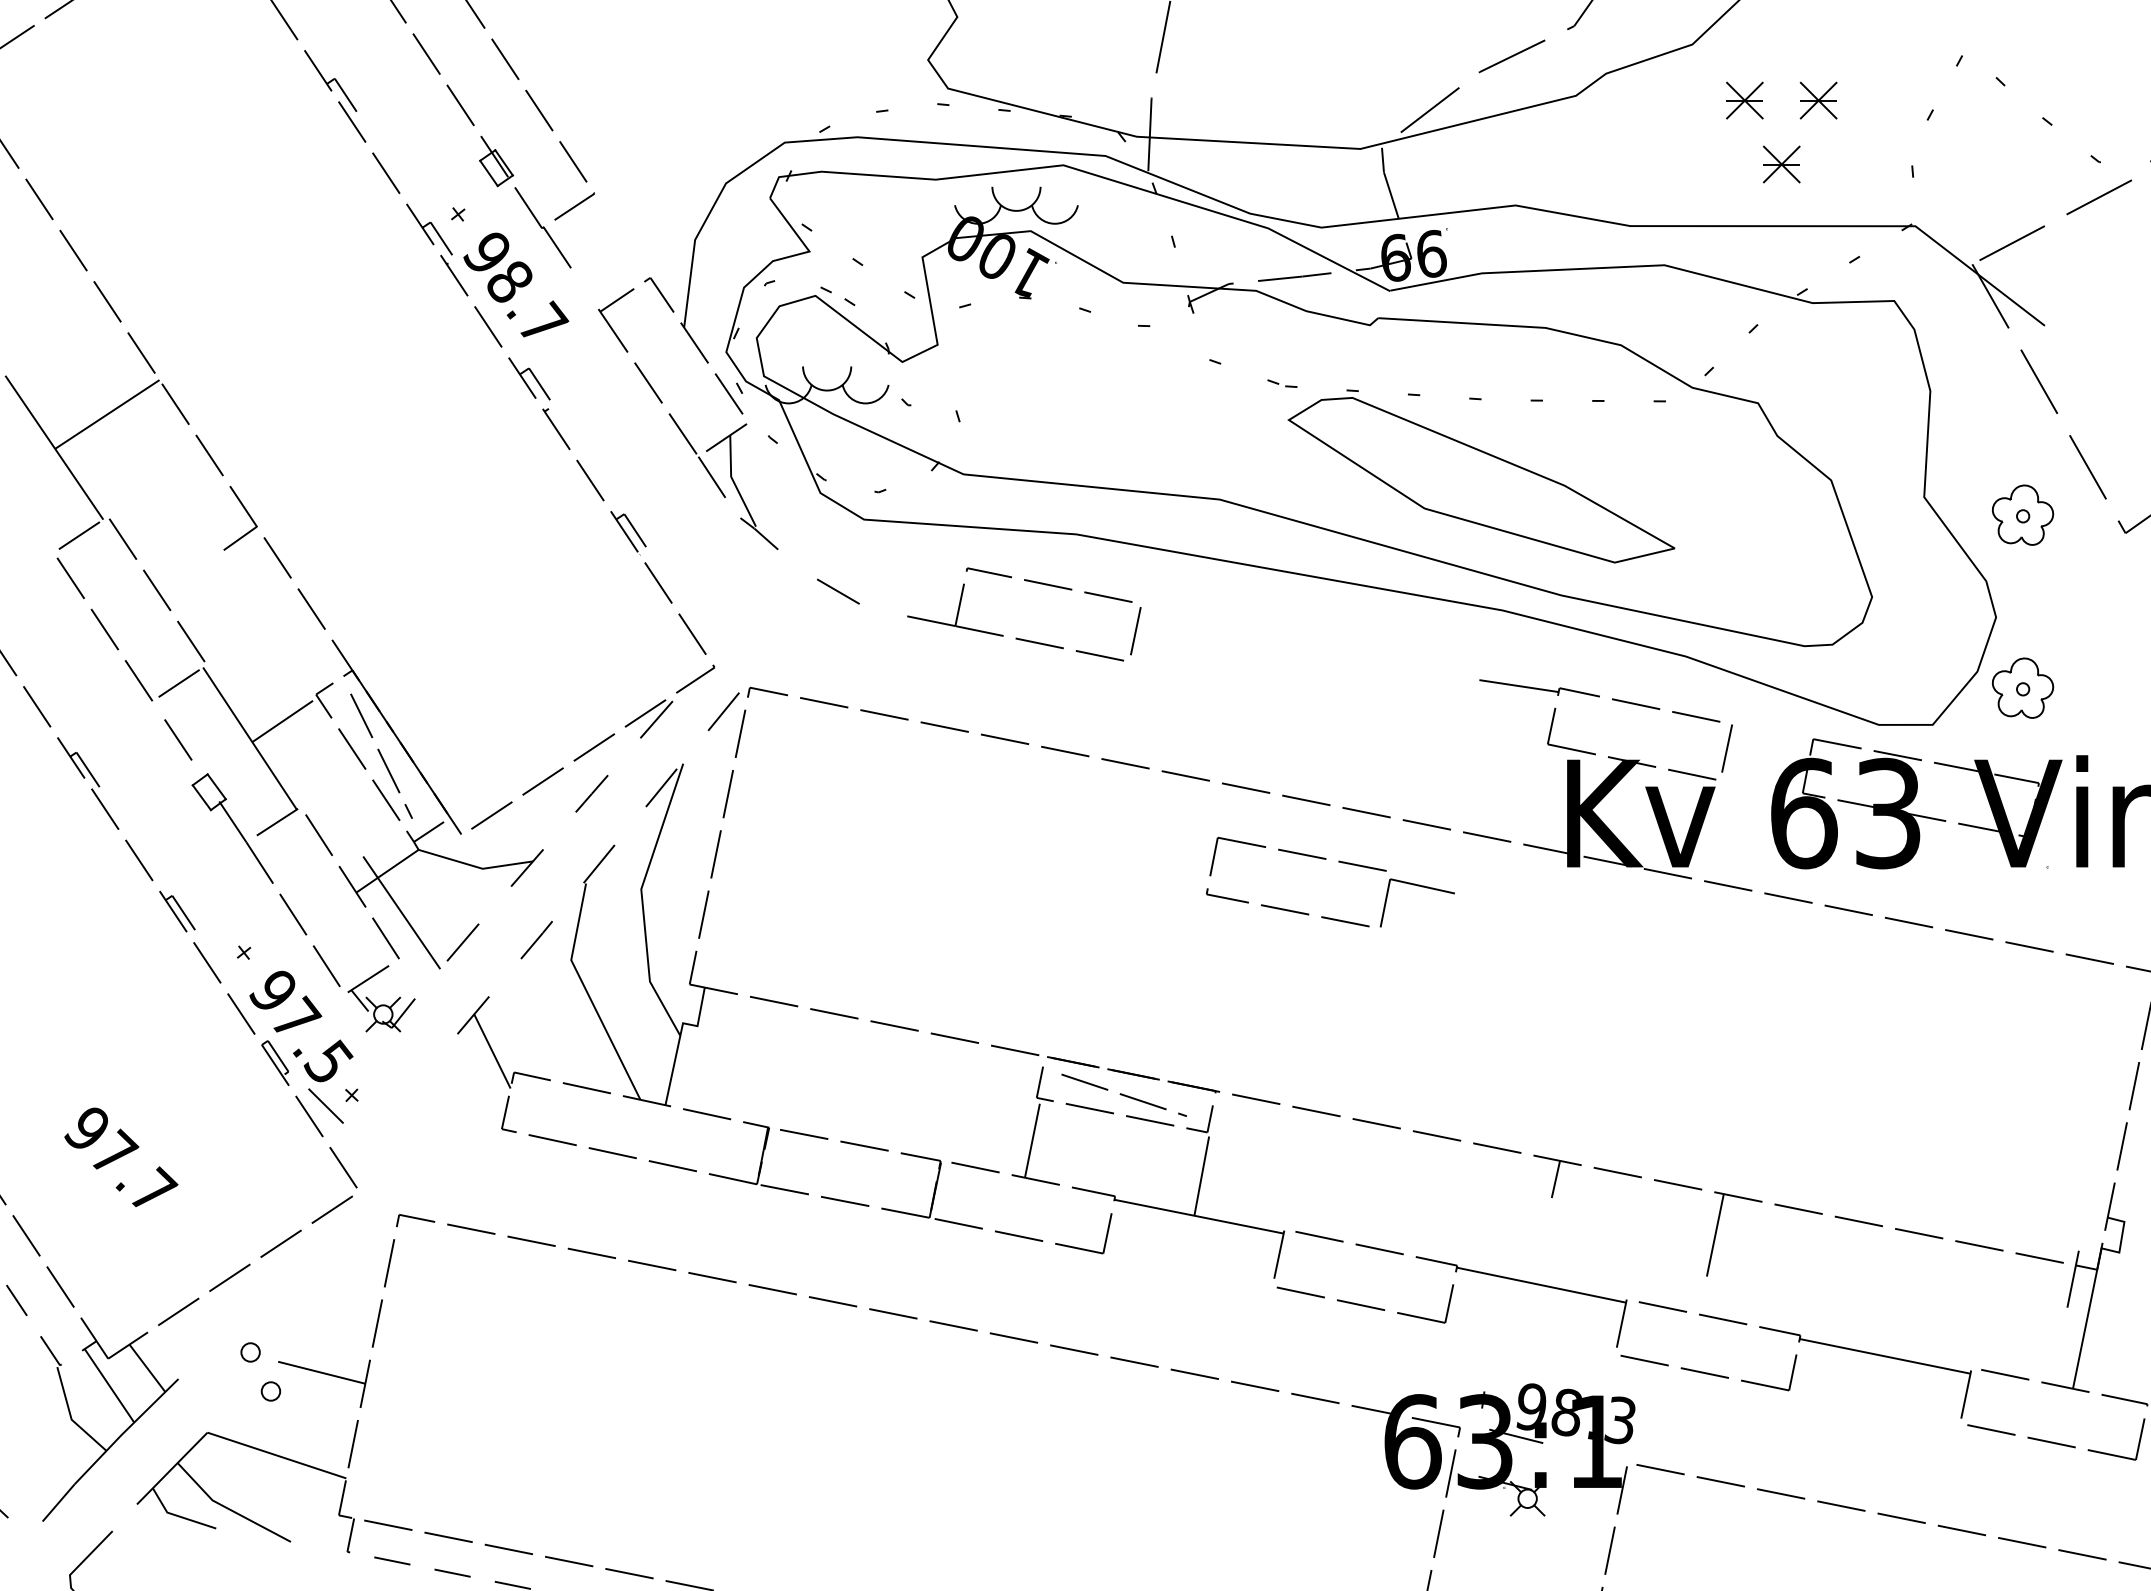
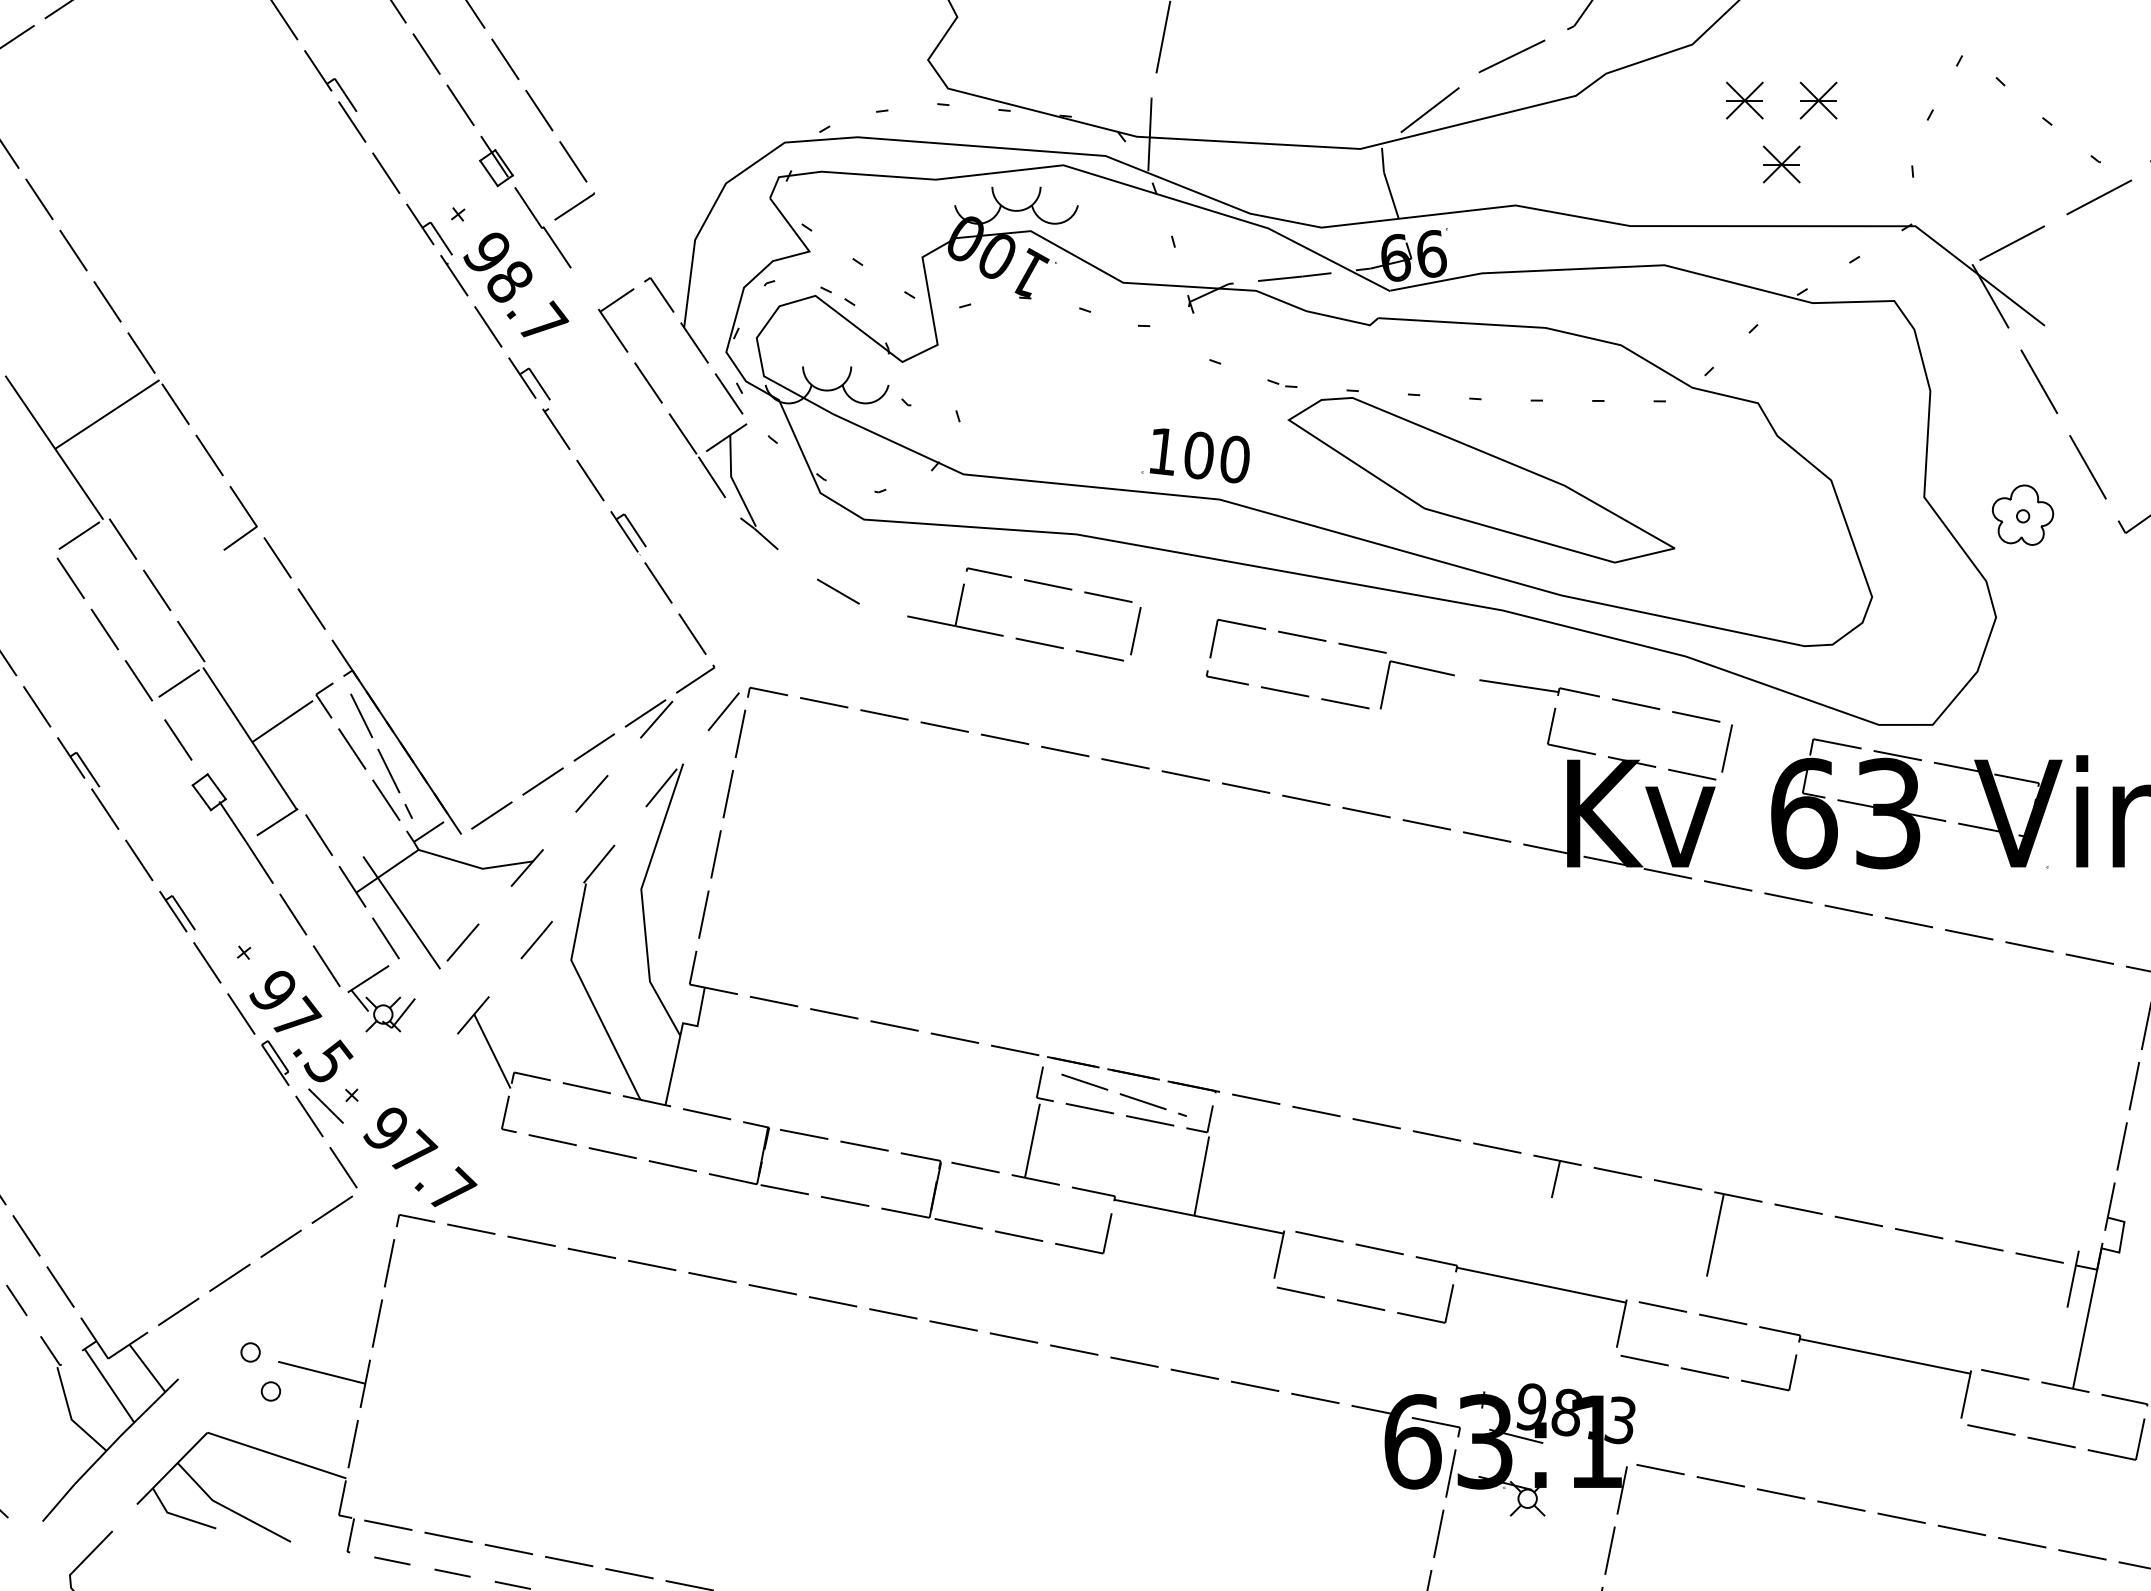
part: none -> present (1195, 455)
part: present -> none (2022, 687)
part position: (1338, 862) -> (1338, 644) (1338, 644)
text position: (121, 1156) -> (420, 1156) (420, 1156)
